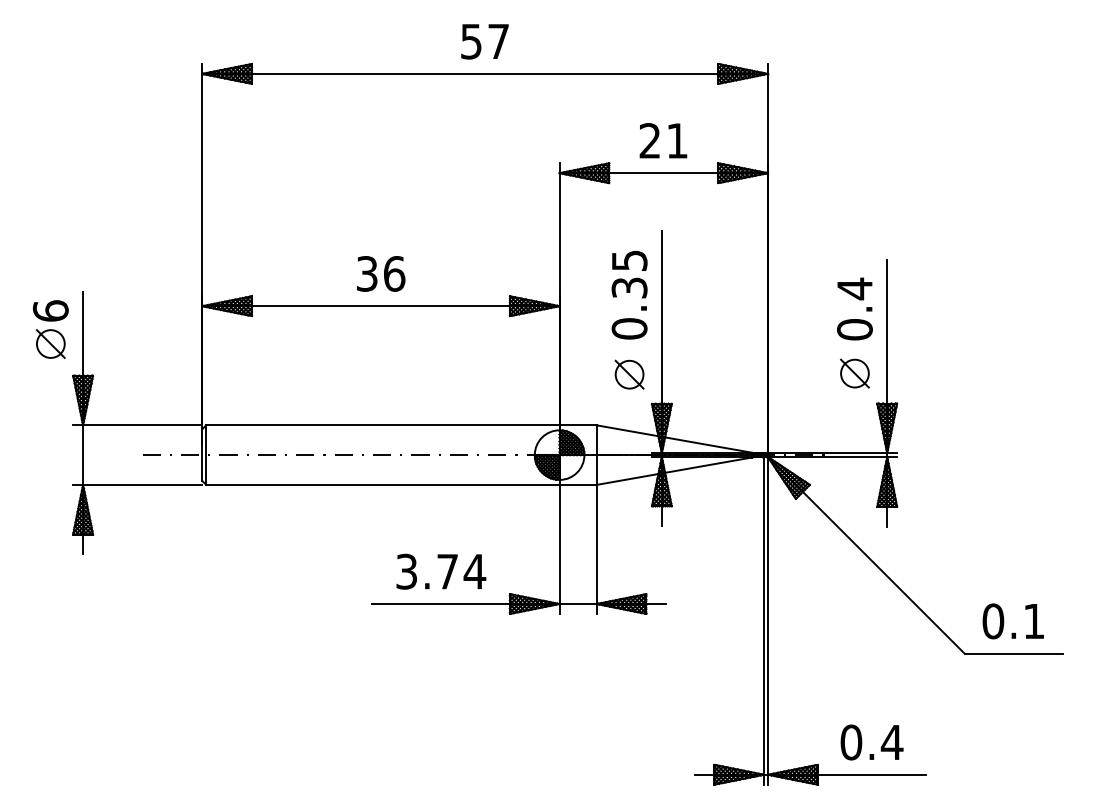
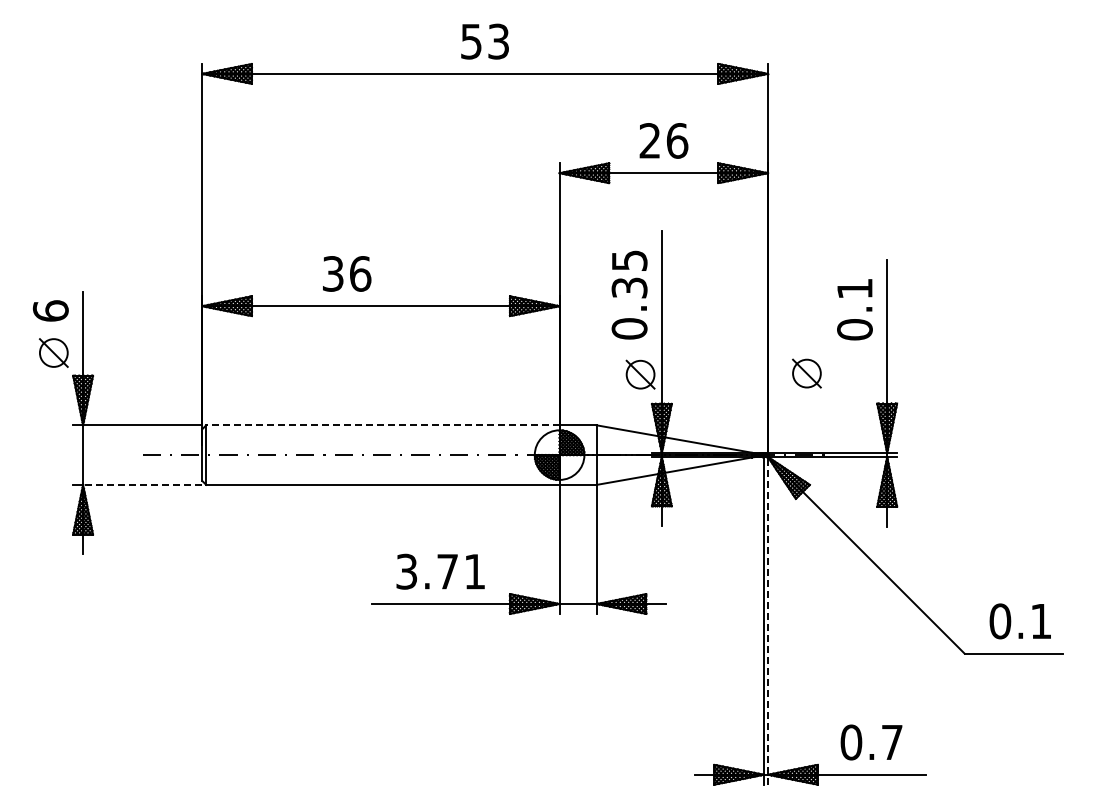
text: 57 -> 53 (498, 41)
text: 21 -> 26 (677, 140)
text position: (381, 273) -> (347, 273) (347, 273)
text: 0.4 -> 0.1 (854, 288)
part position: (50, 343) -> (53, 352) (53, 352)
part position: (854, 373) -> (806, 373) (806, 373)
part position: (629, 374) -> (640, 374) (640, 374)
line: solid -> dashed (382, 425)
line: solid -> dashed (142, 484)
text: 3.74 -> 3.71 (474, 571)
line: solid -> dashed (768, 619)
text position: (1012, 621) -> (1019, 621) (1019, 621)
text: 0.4 -> 0.7 (891, 742)
